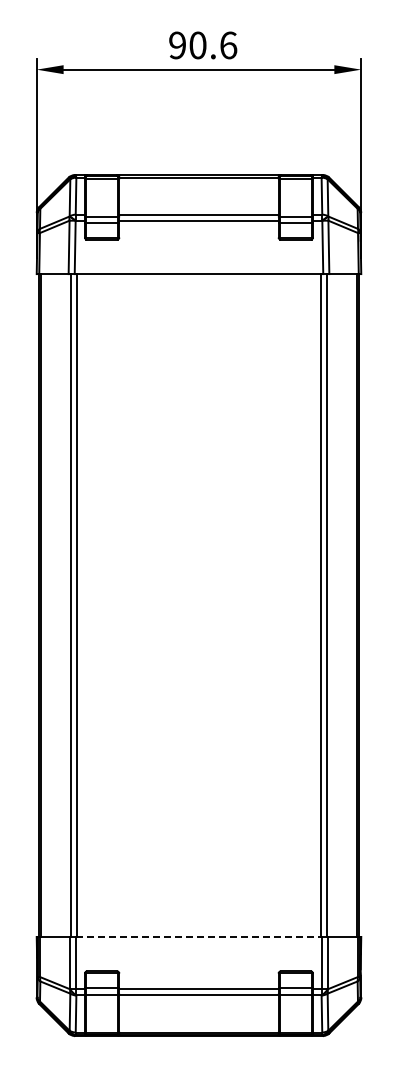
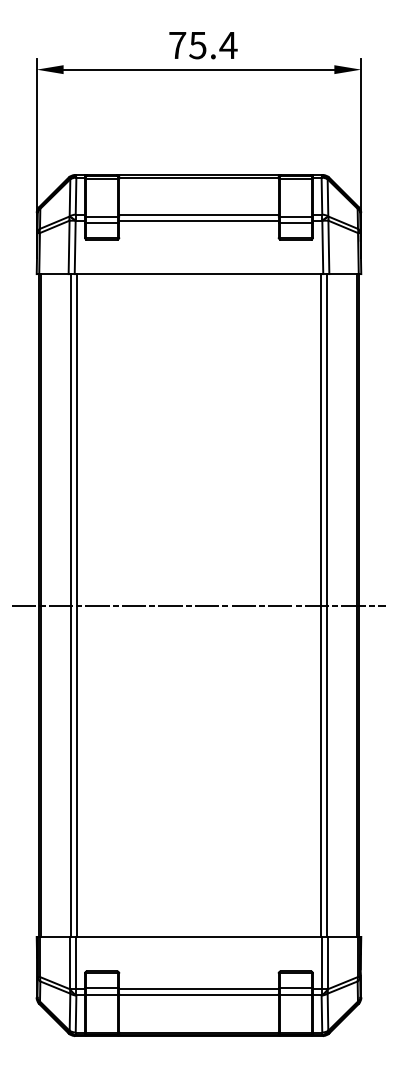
text: 90.6 -> 75.4 (203, 45)
line: none -> present (198, 605)
line: dashed -> solid (198, 936)
